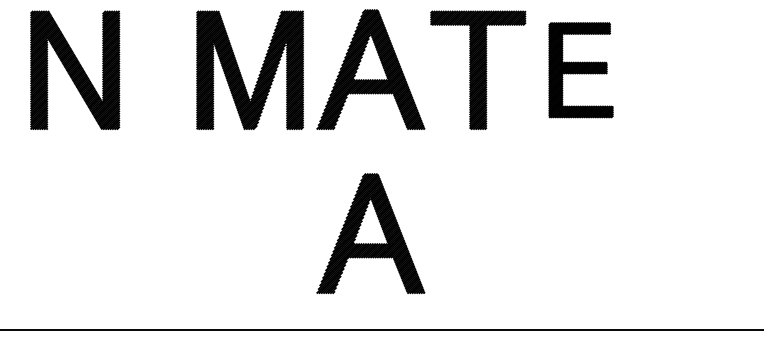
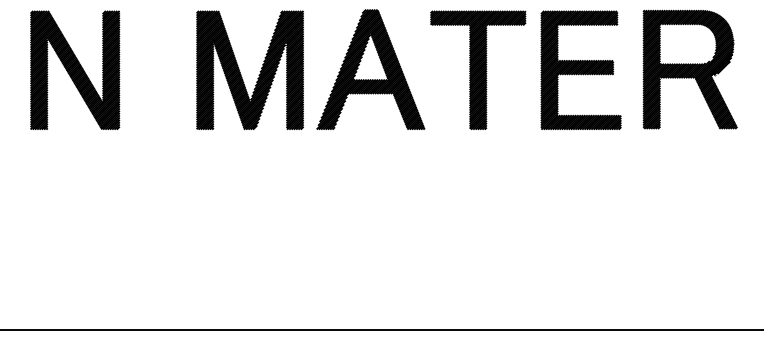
part: none -> present (689, 69)
part size: 66x97 px -> 82x120 px (580, 69)
part: present -> none (370, 233)
